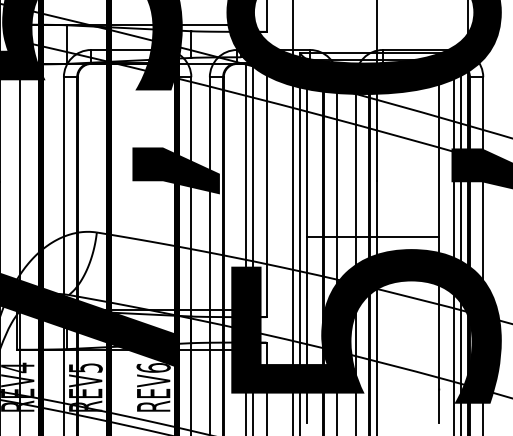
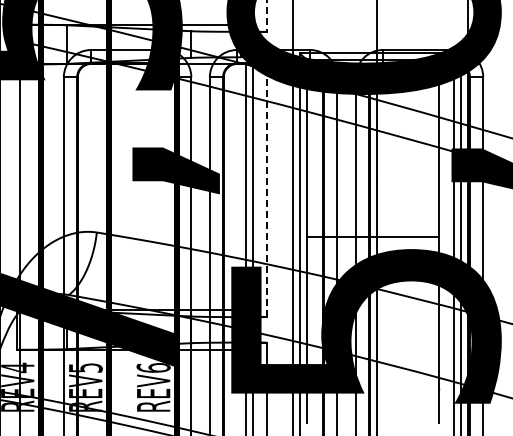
line: solid -> dashed (266, 16)
line: solid -> dashed (266, 187)
